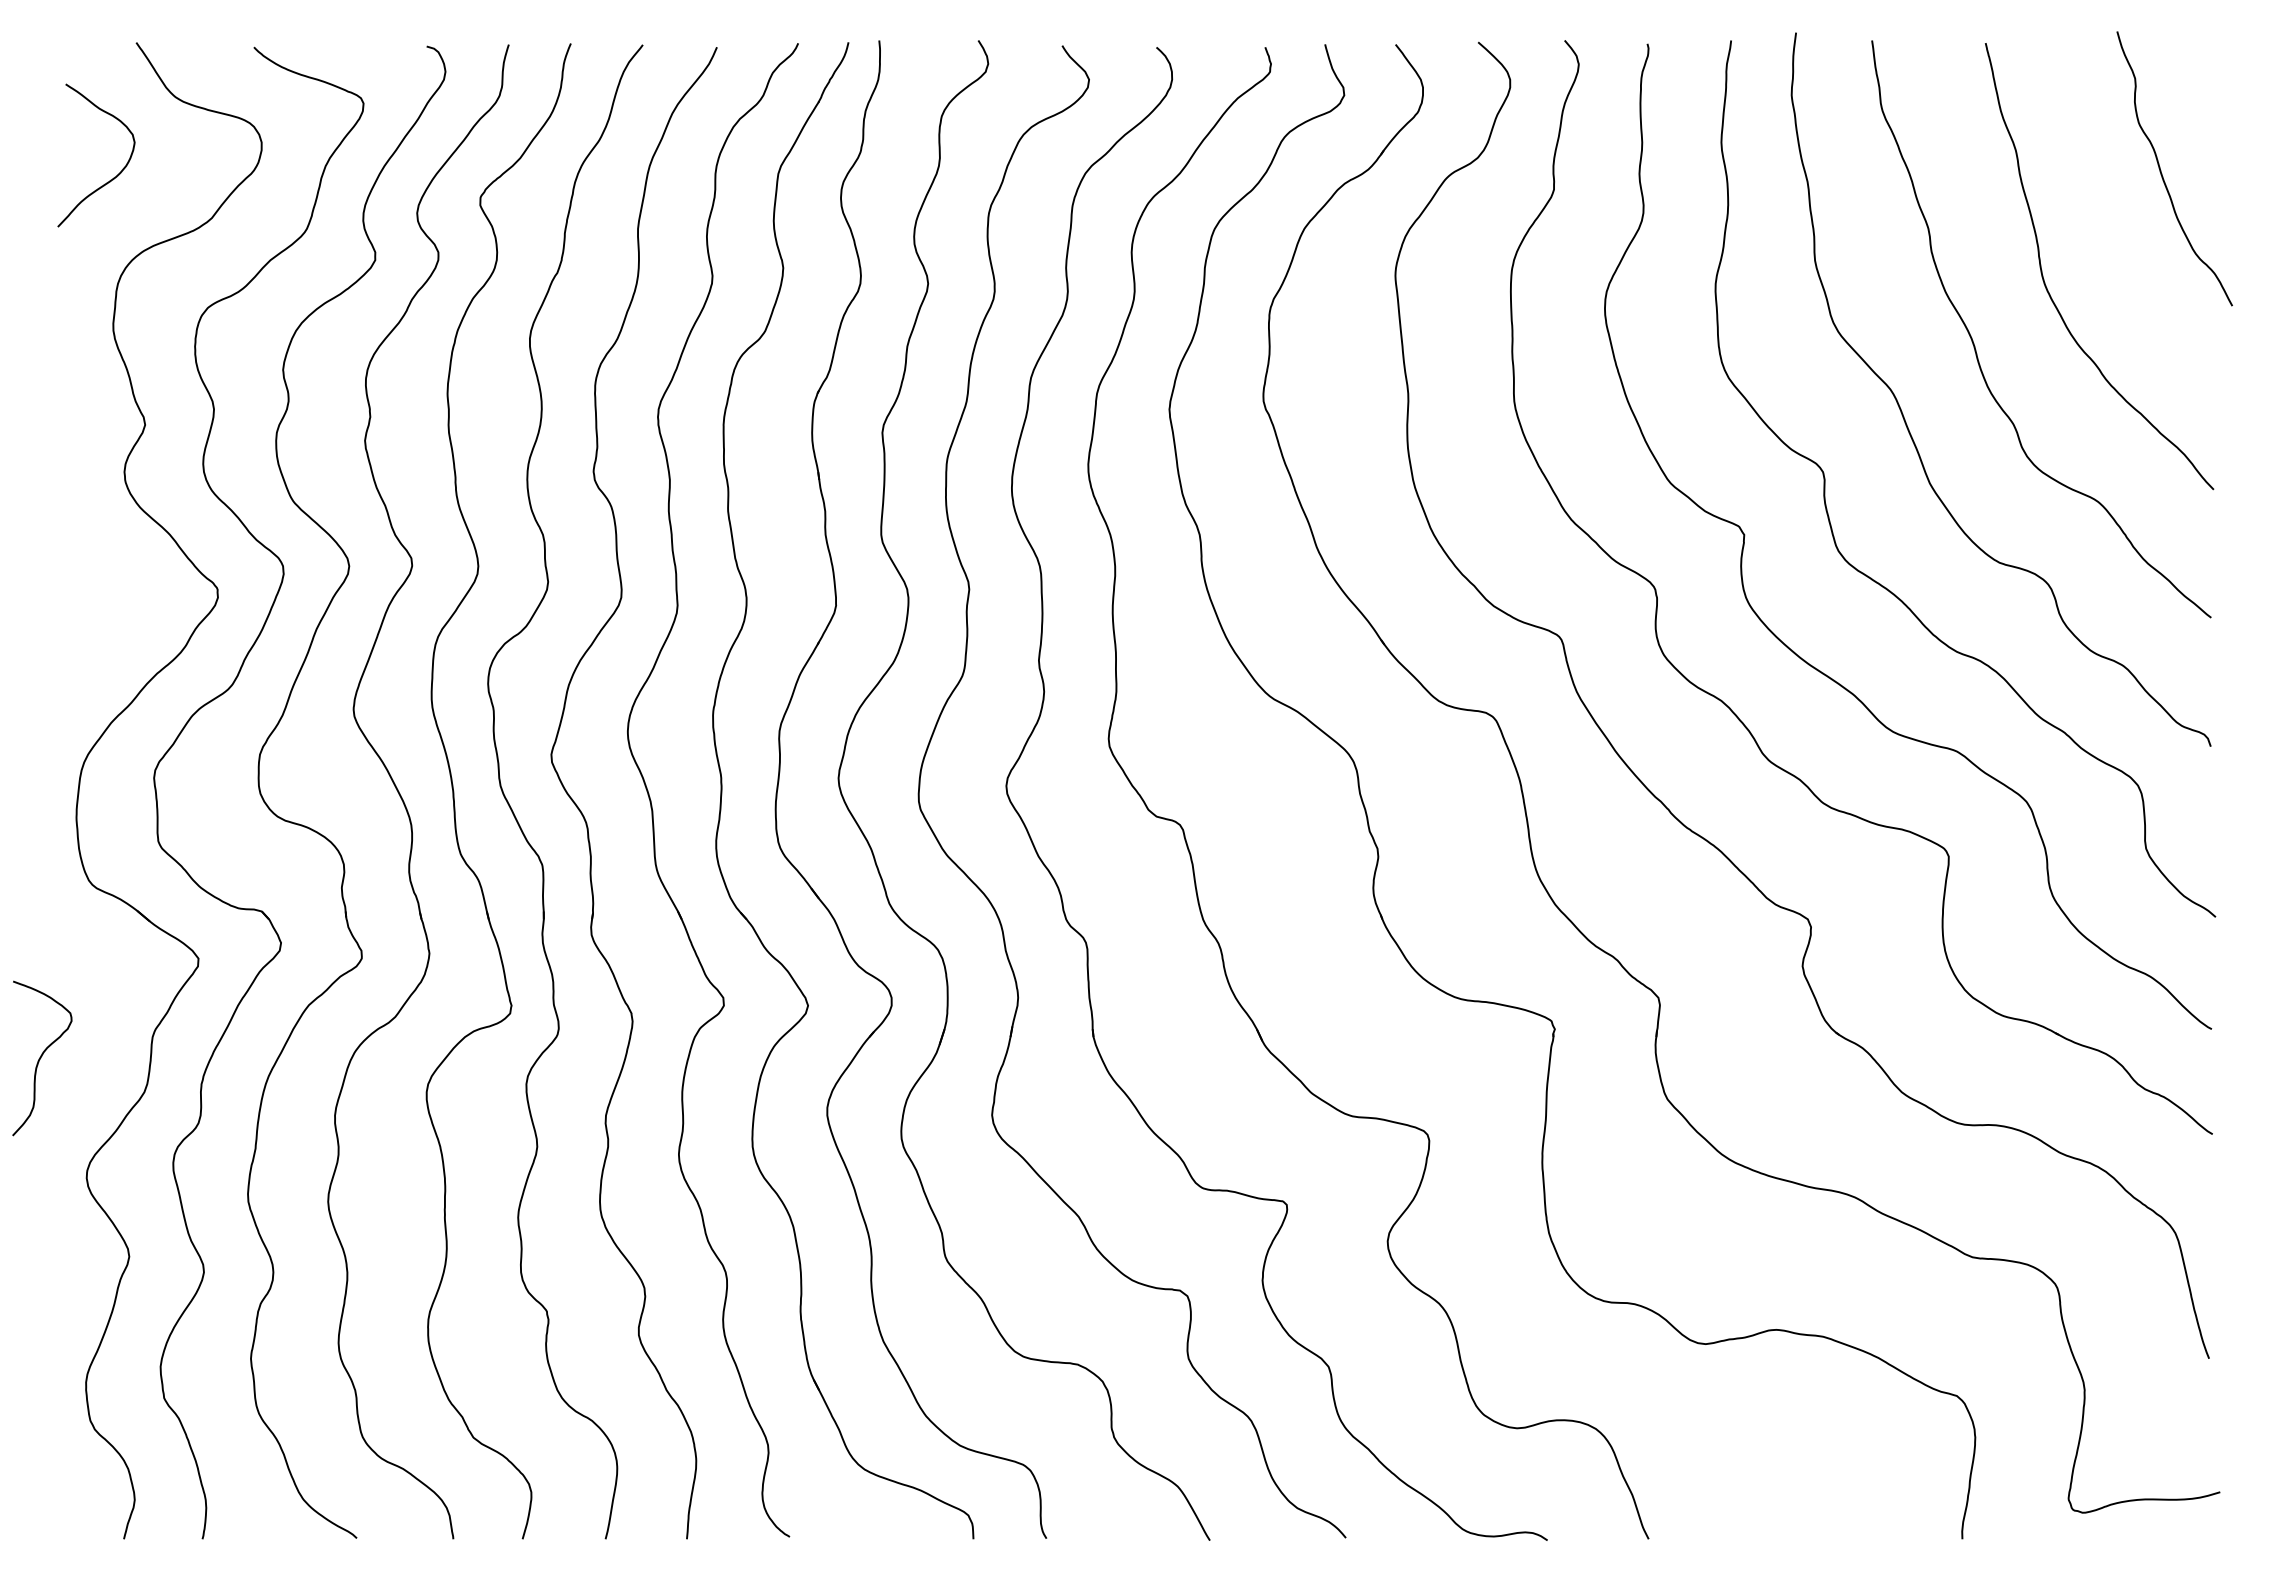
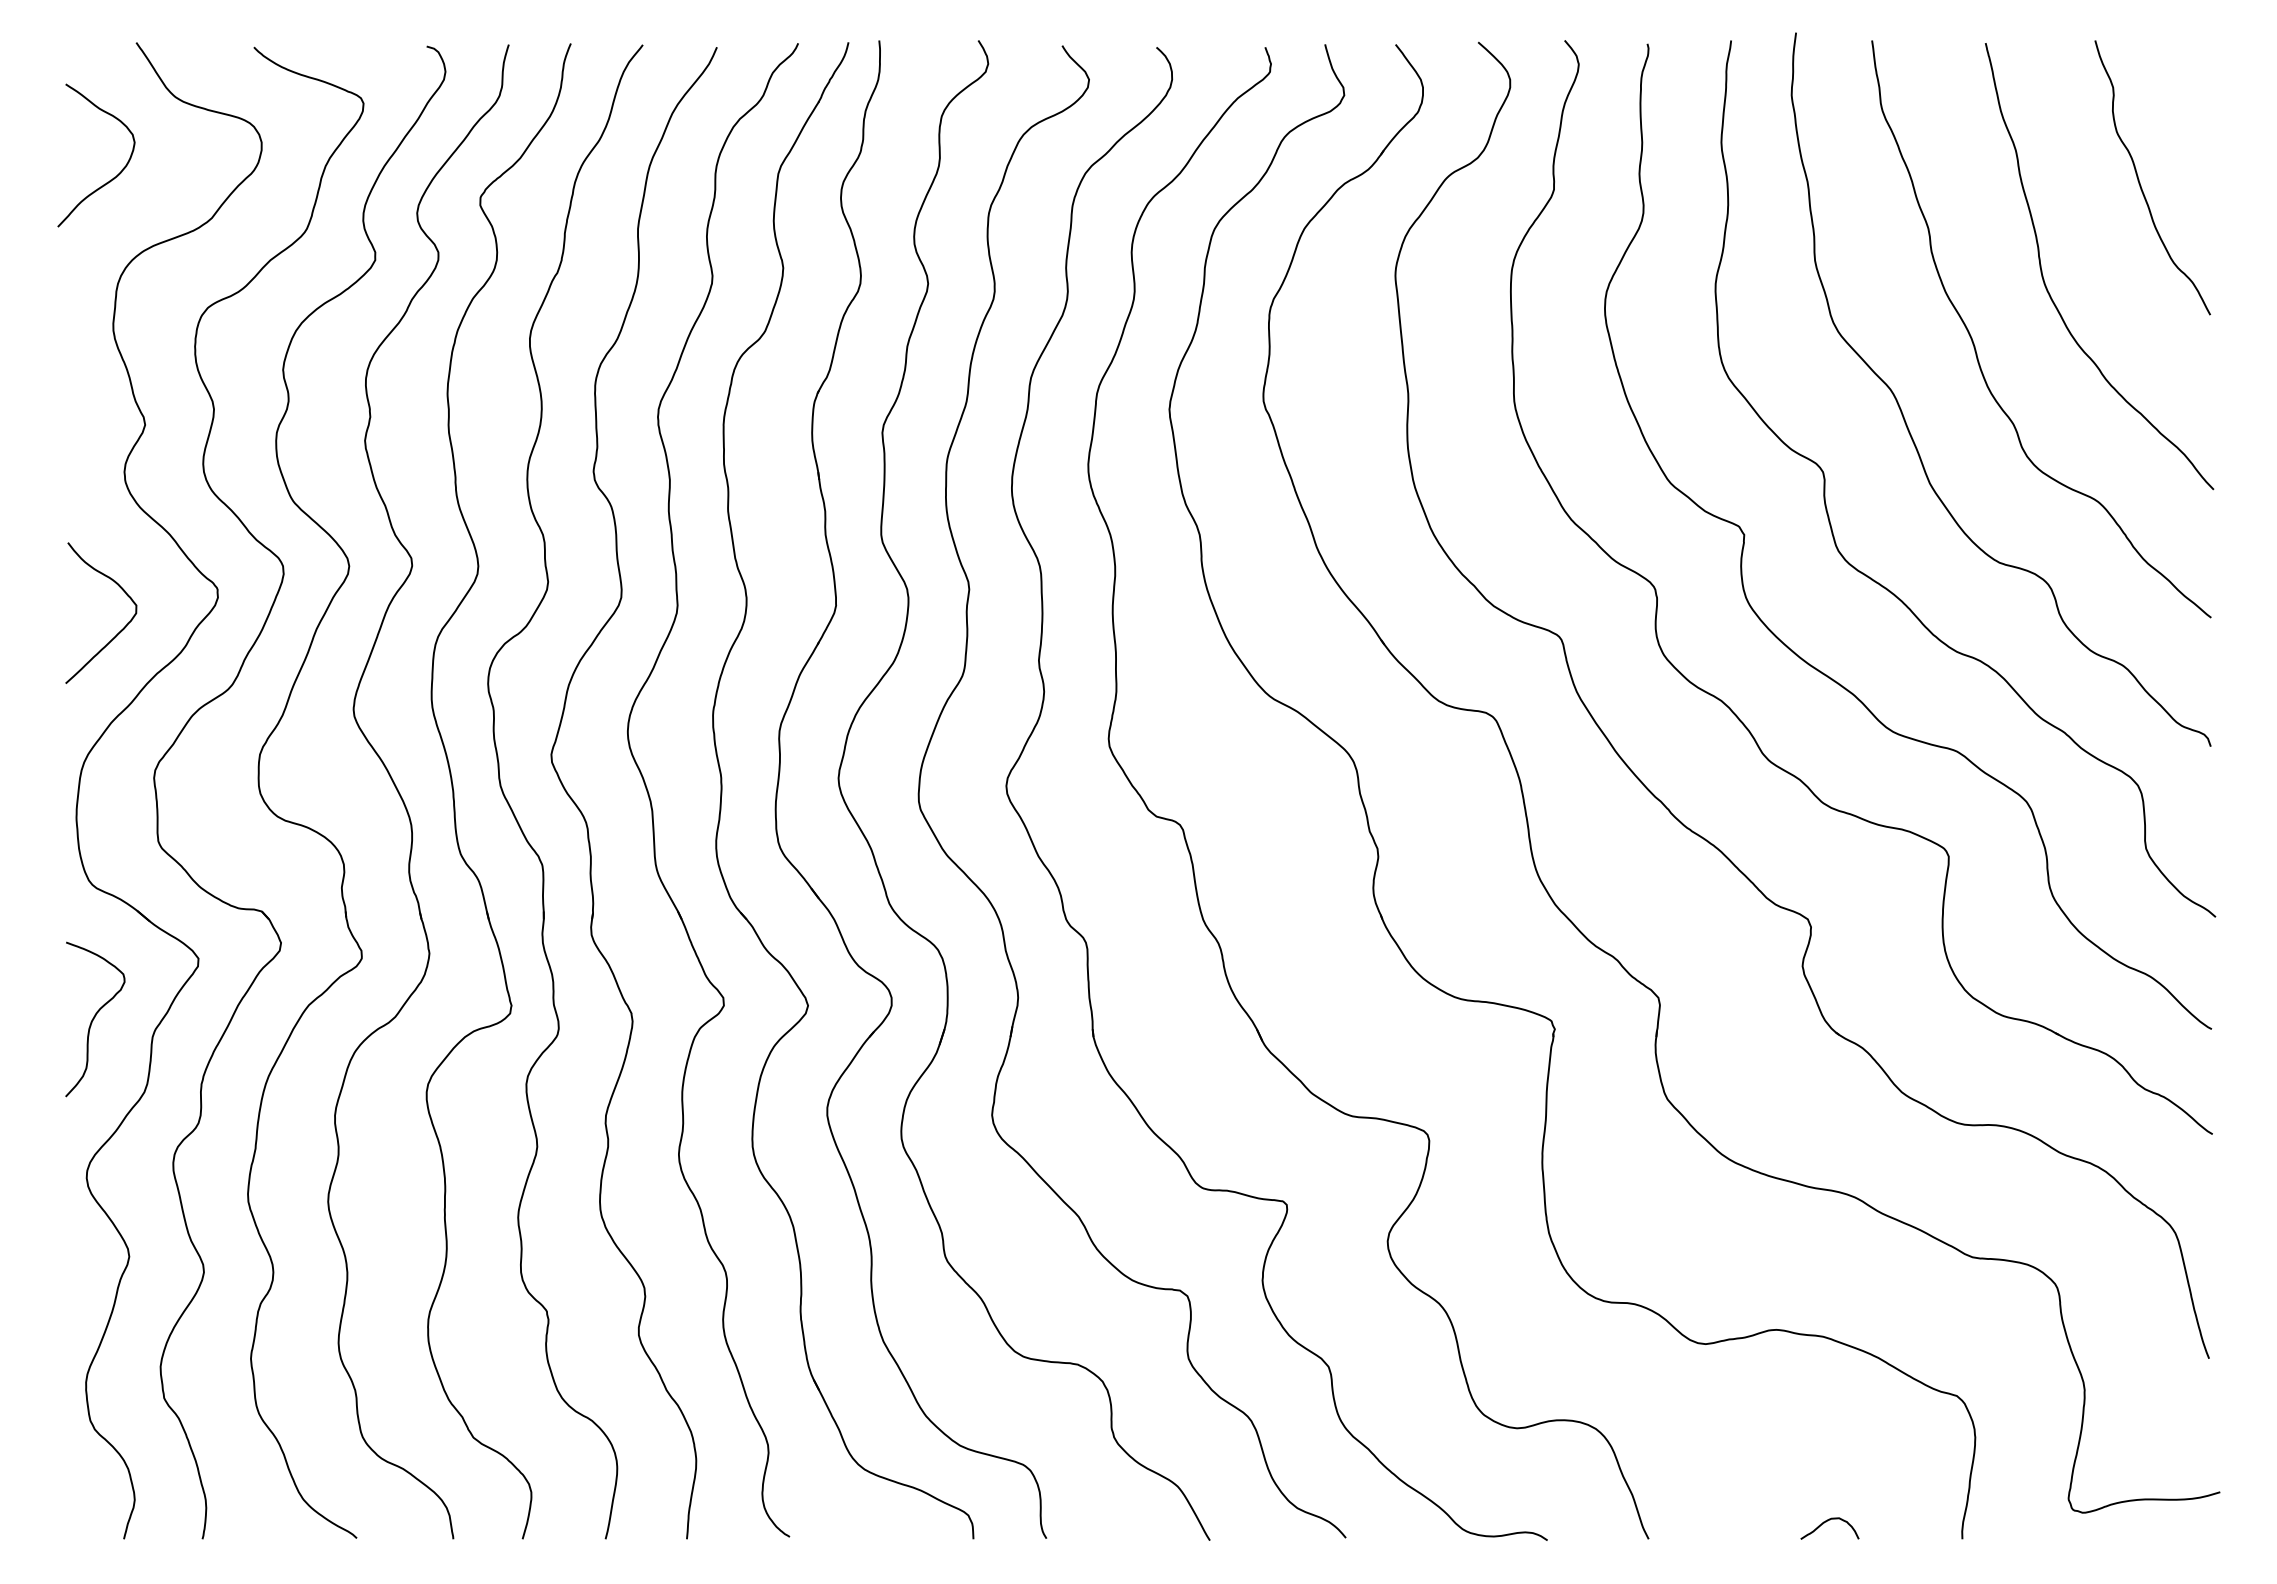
curve position: (2162, 173) -> (2140, 182) (2140, 182)
curve: none -> present (120, 630)
curve position: (41, 1058) -> (94, 1019) (94, 1019)
curve: none -> present (1826, 1522)
